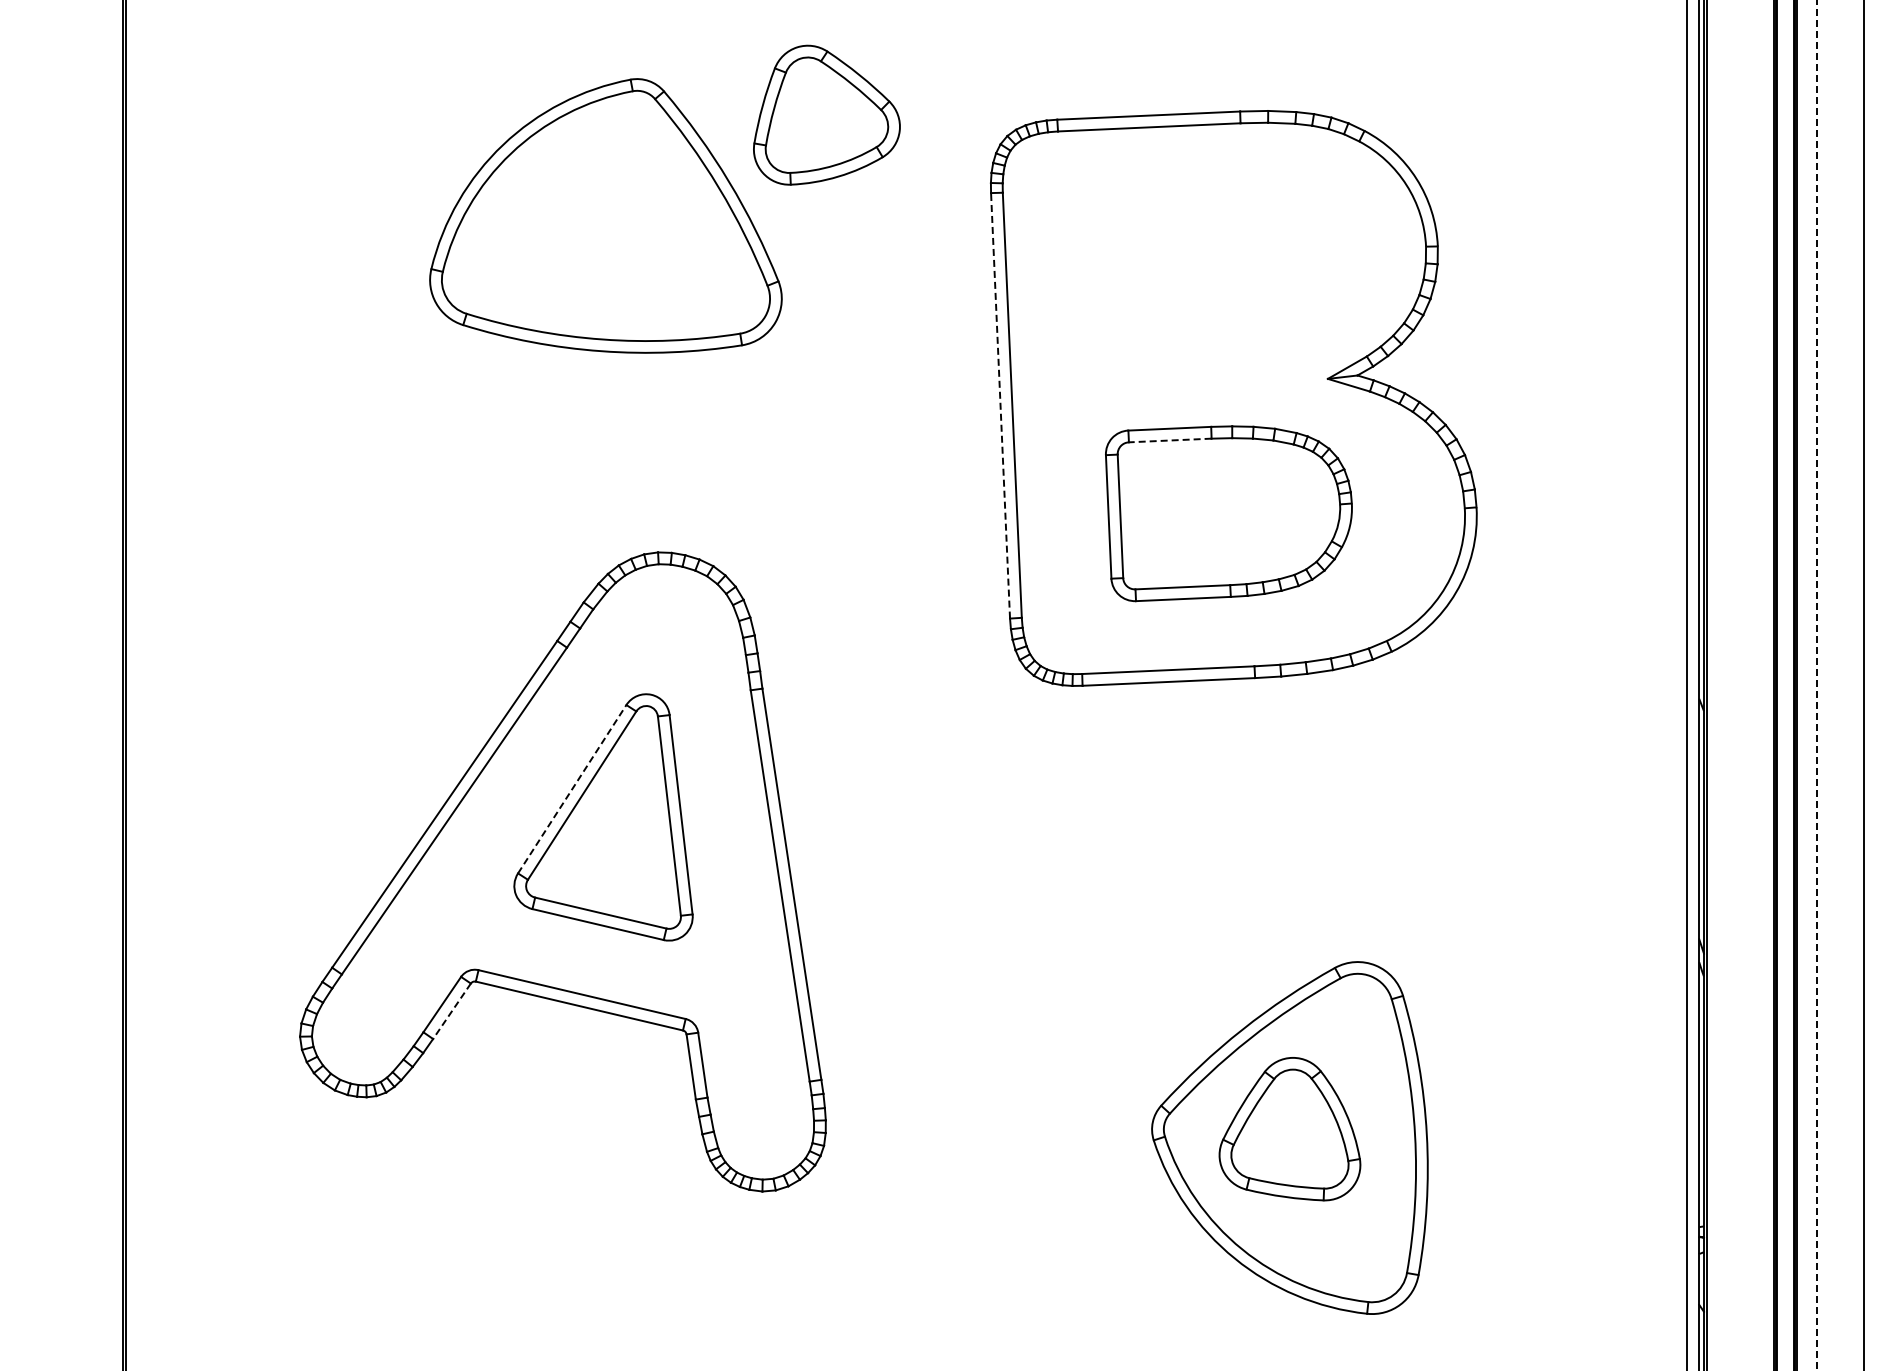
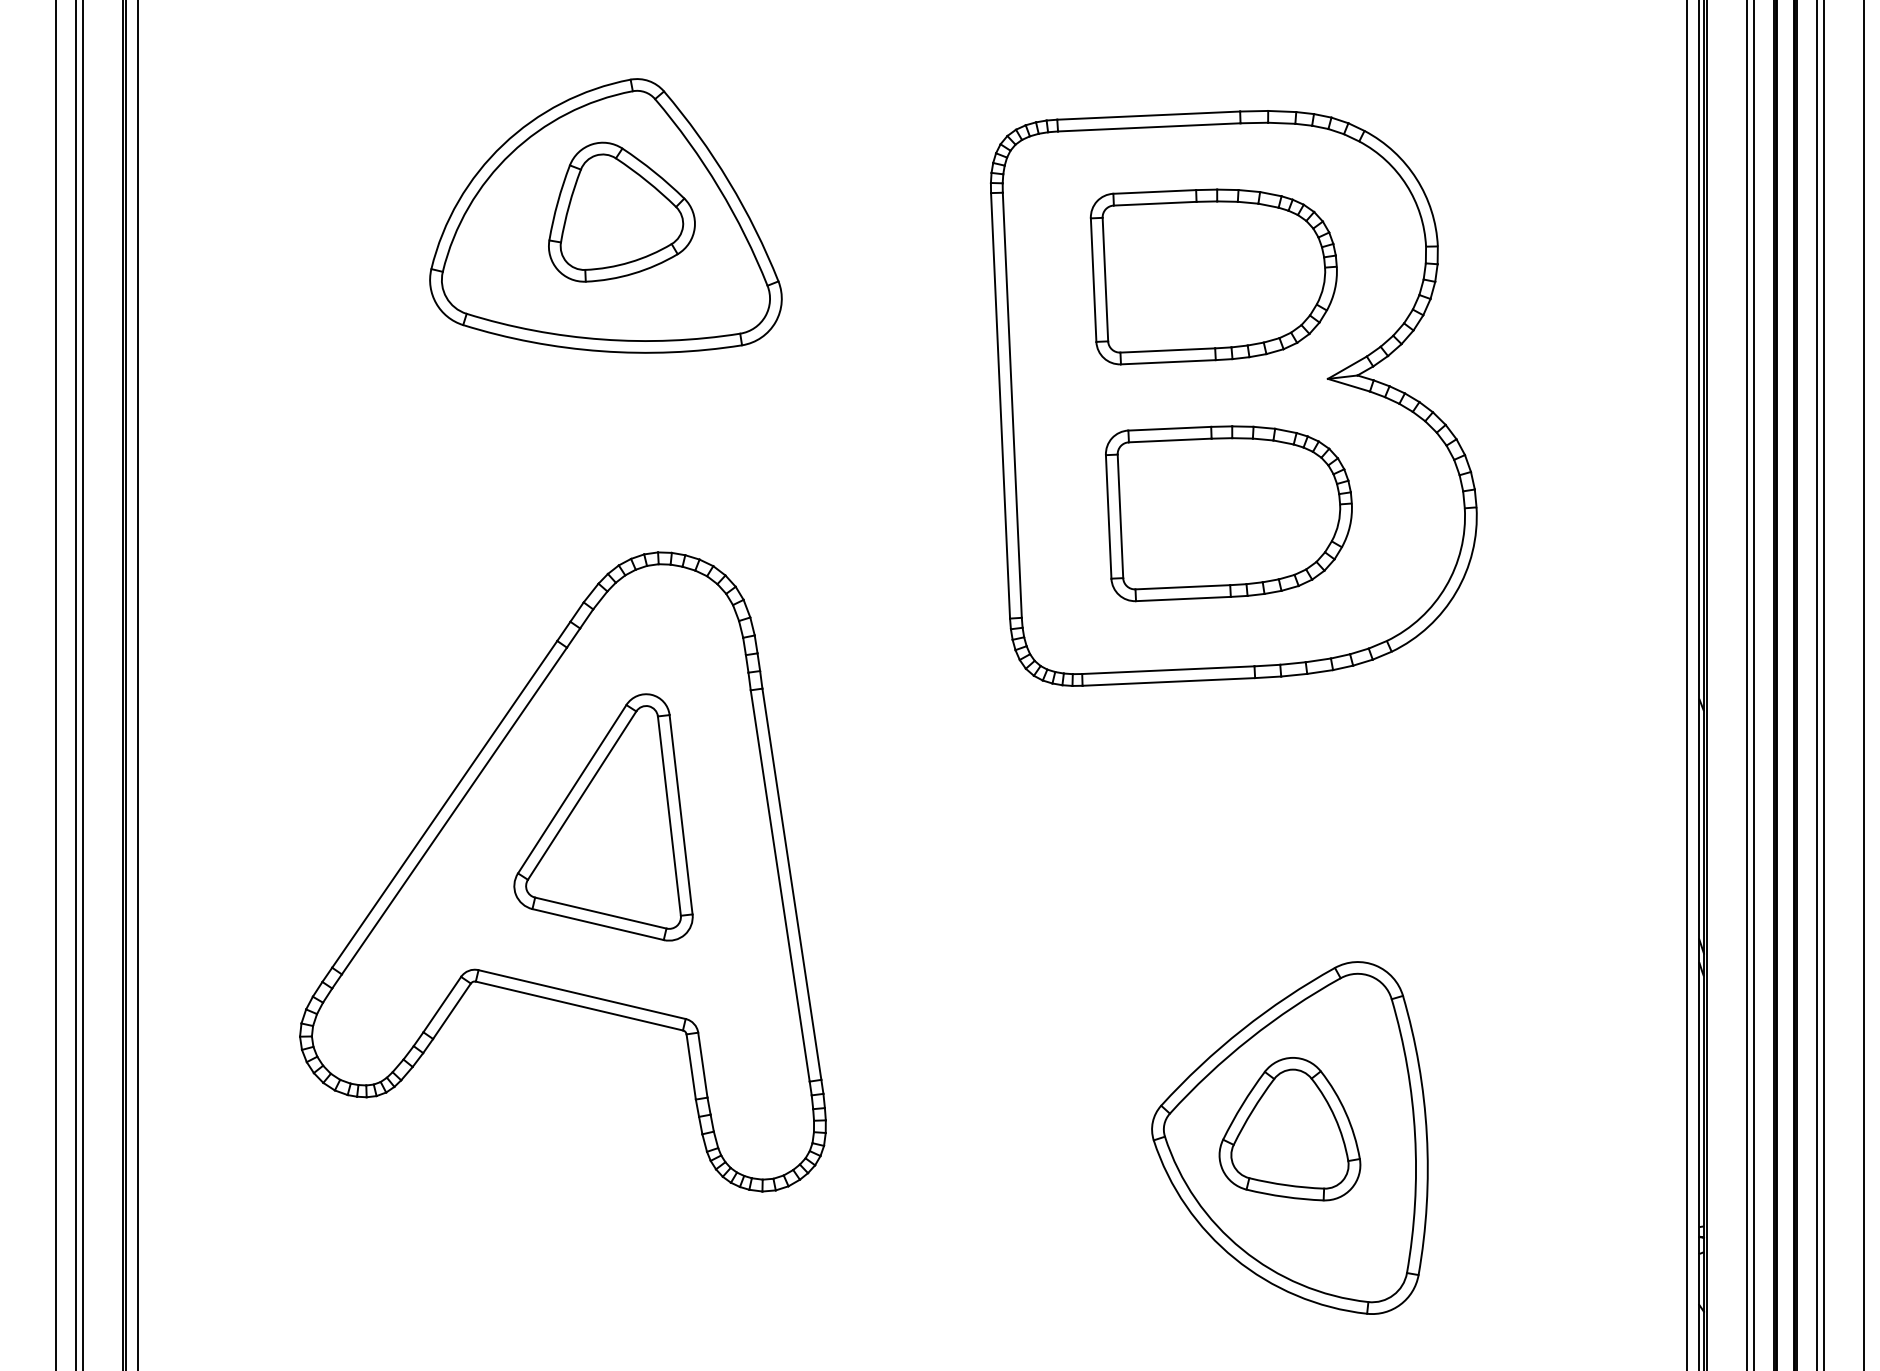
part position: (826, 114) -> (621, 211) (621, 211)
part: none -> present (1213, 276)
line: dashed -> solid (1000, 405)
line: dashed -> solid (1169, 440)
line: none -> present (56, 684)
line: none -> present (76, 684)
line: none -> present (82, 684)
line: none -> present (137, 684)
line: none -> present (1747, 684)
line: none -> present (1754, 684)
line: none -> present (1823, 684)
line: dashed -> solid (1816, 685)
line: dashed -> solid (572, 788)
line: dashed -> solid (452, 1011)
